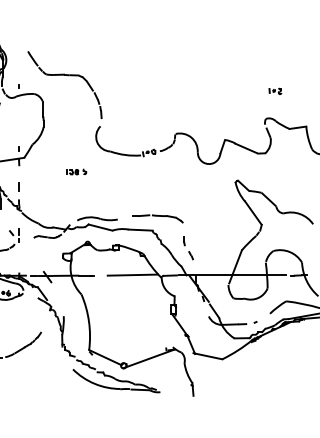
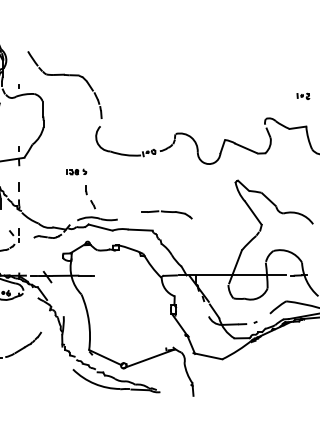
part position: (275, 90) -> (303, 95) (303, 95)
part position: (157, 218) -> (166, 214) (166, 214)
part position: (188, 248) -> (90, 197) (90, 197)
line: present -> none (132, 274)
